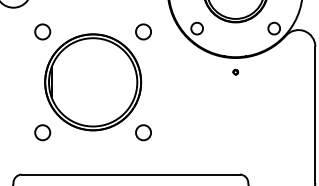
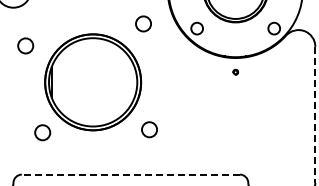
circle position: (42, 31) -> (25, 45) (25, 45)
circle position: (143, 31) -> (143, 23) (143, 23)
line: solid -> dashed (315, 115)
circle position: (143, 132) -> (149, 129) (149, 129)
line: solid -> dashed (130, 174)
